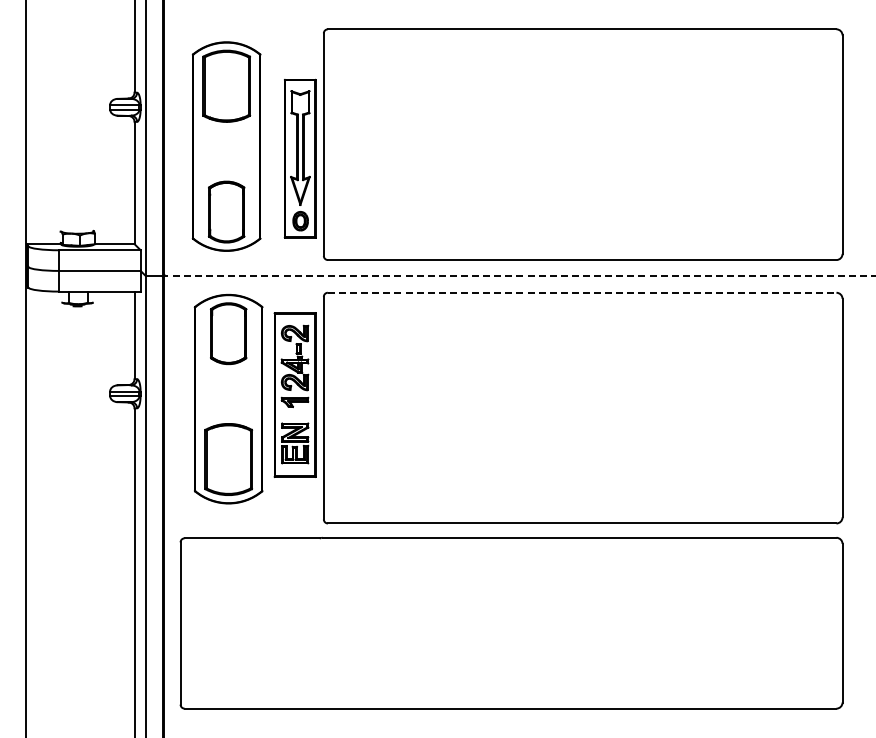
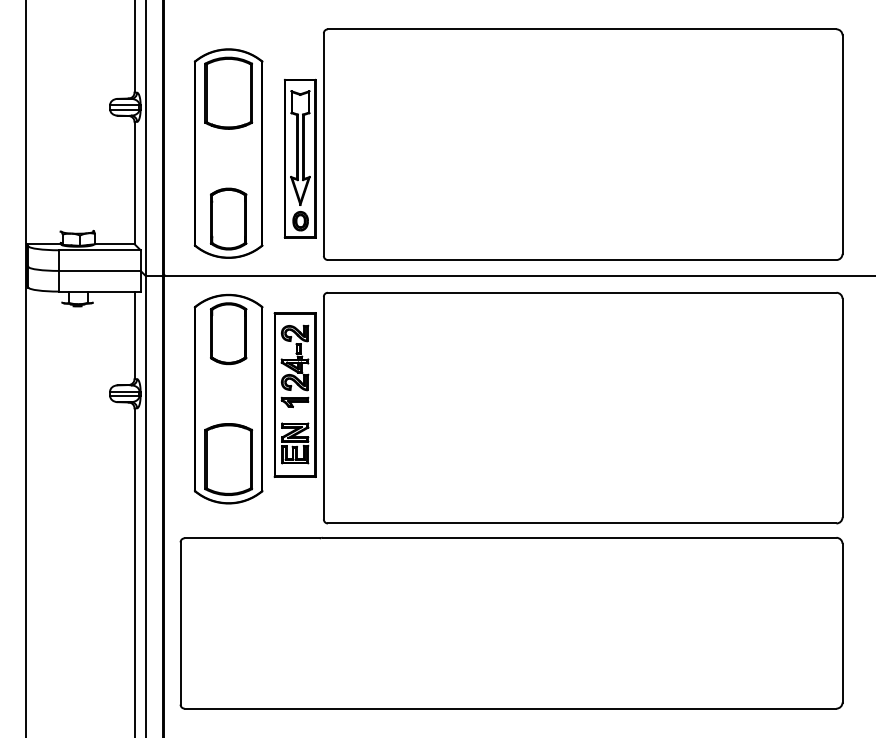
part position: (226, 146) -> (228, 153) (228, 153)
line: dashed -> solid (519, 276)
line: dashed -> solid (582, 292)
